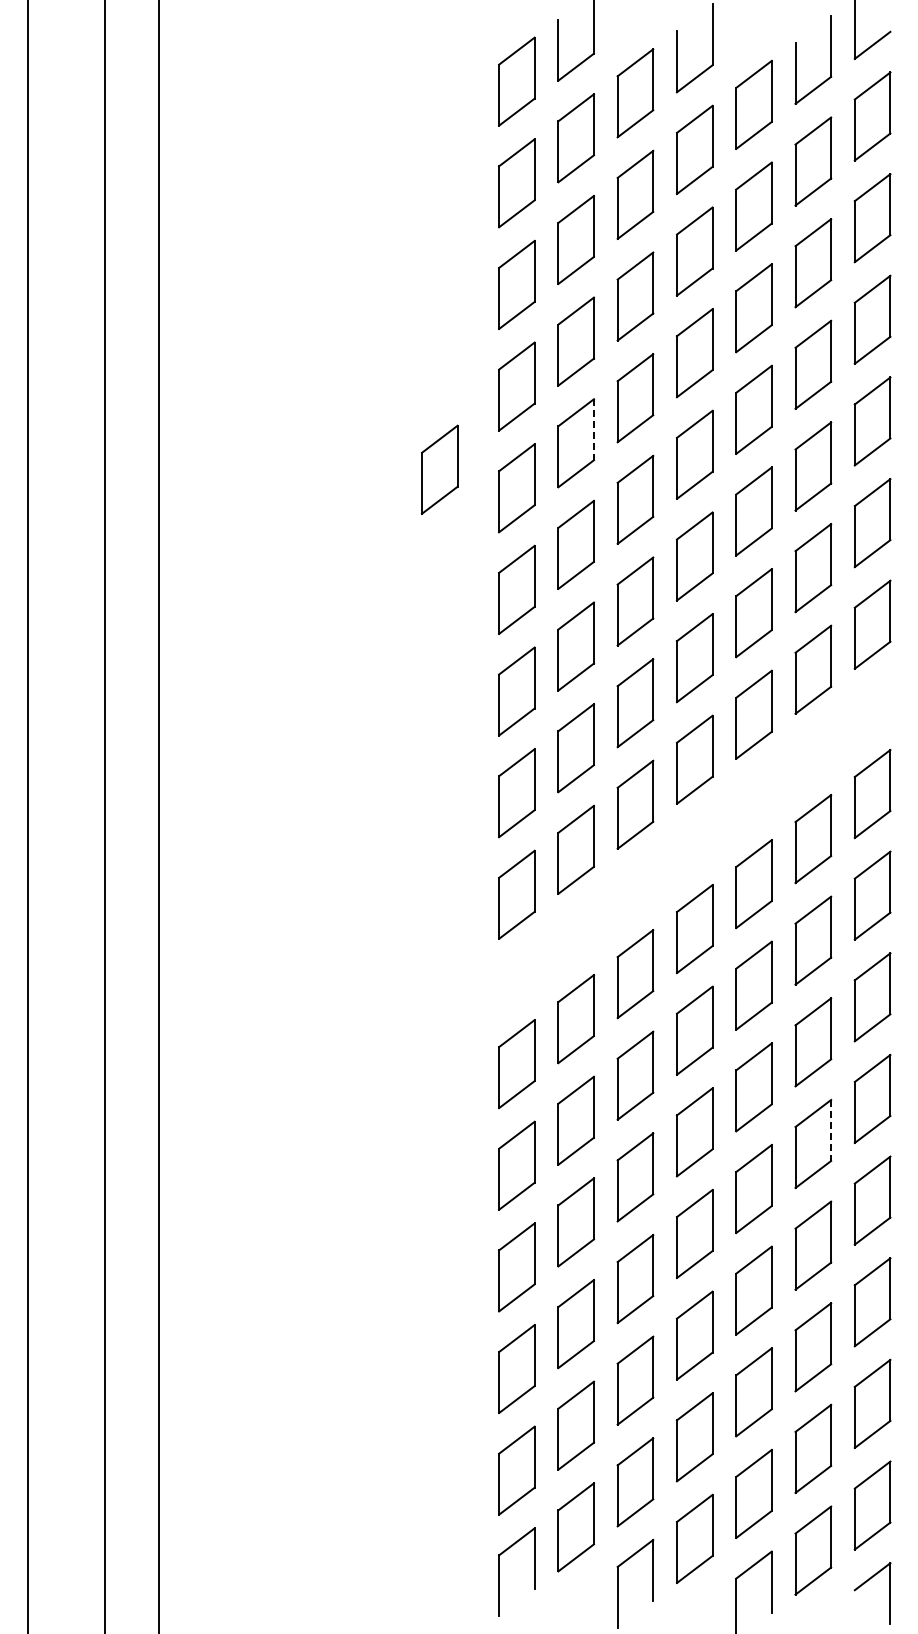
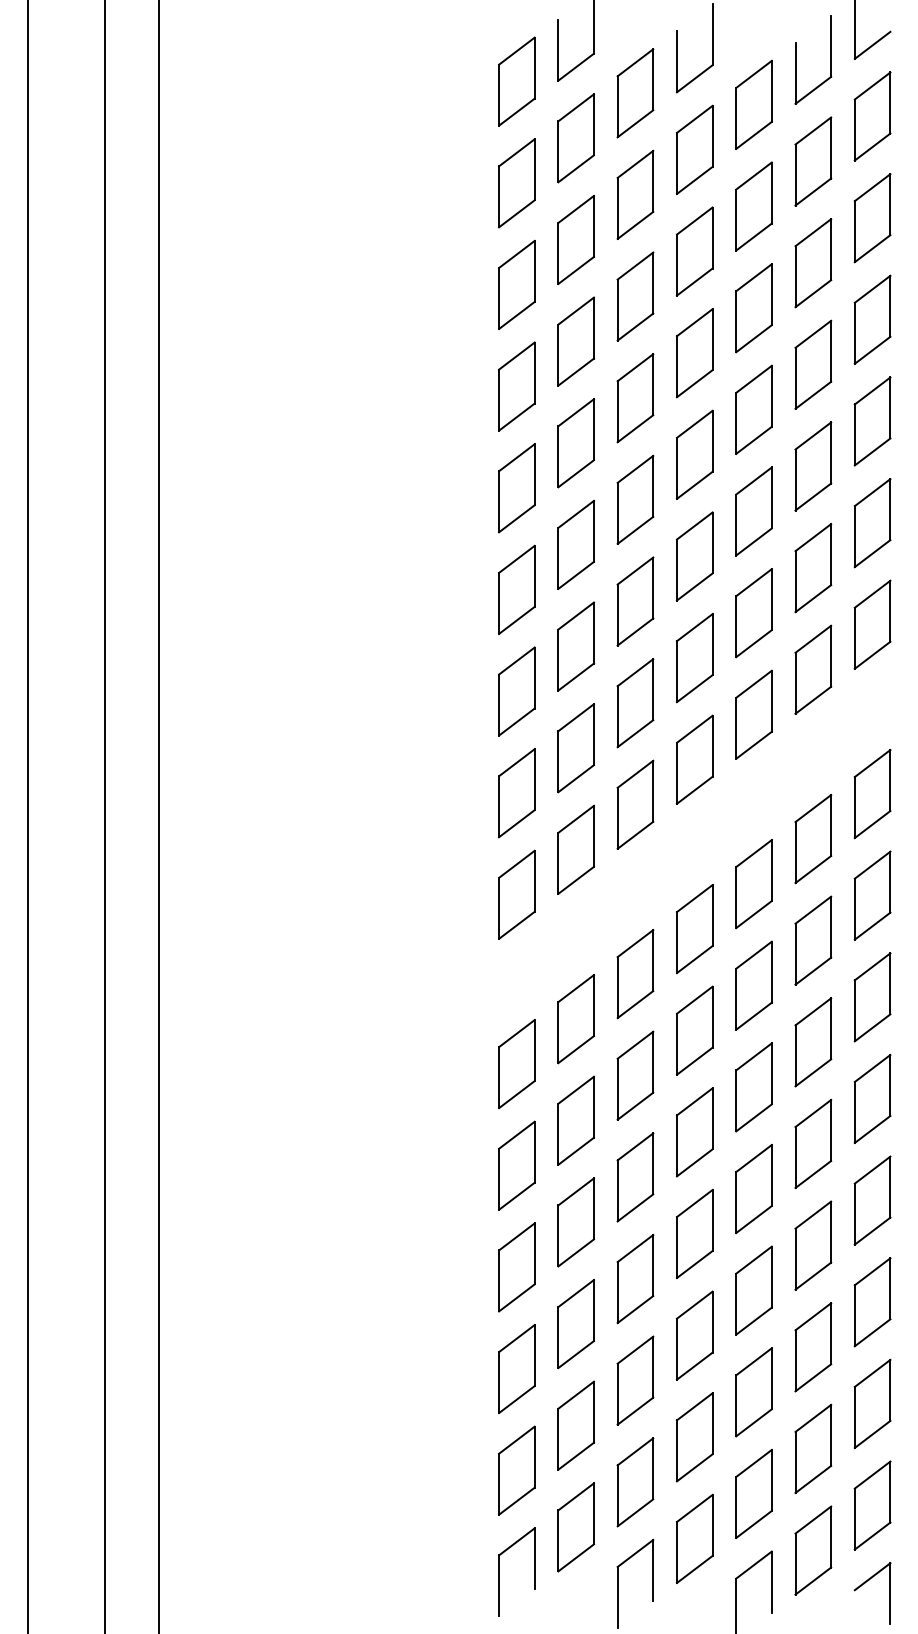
line: dashed -> solid (593, 429)
part: present -> none (439, 469)
line: dashed -> solid (831, 1130)
